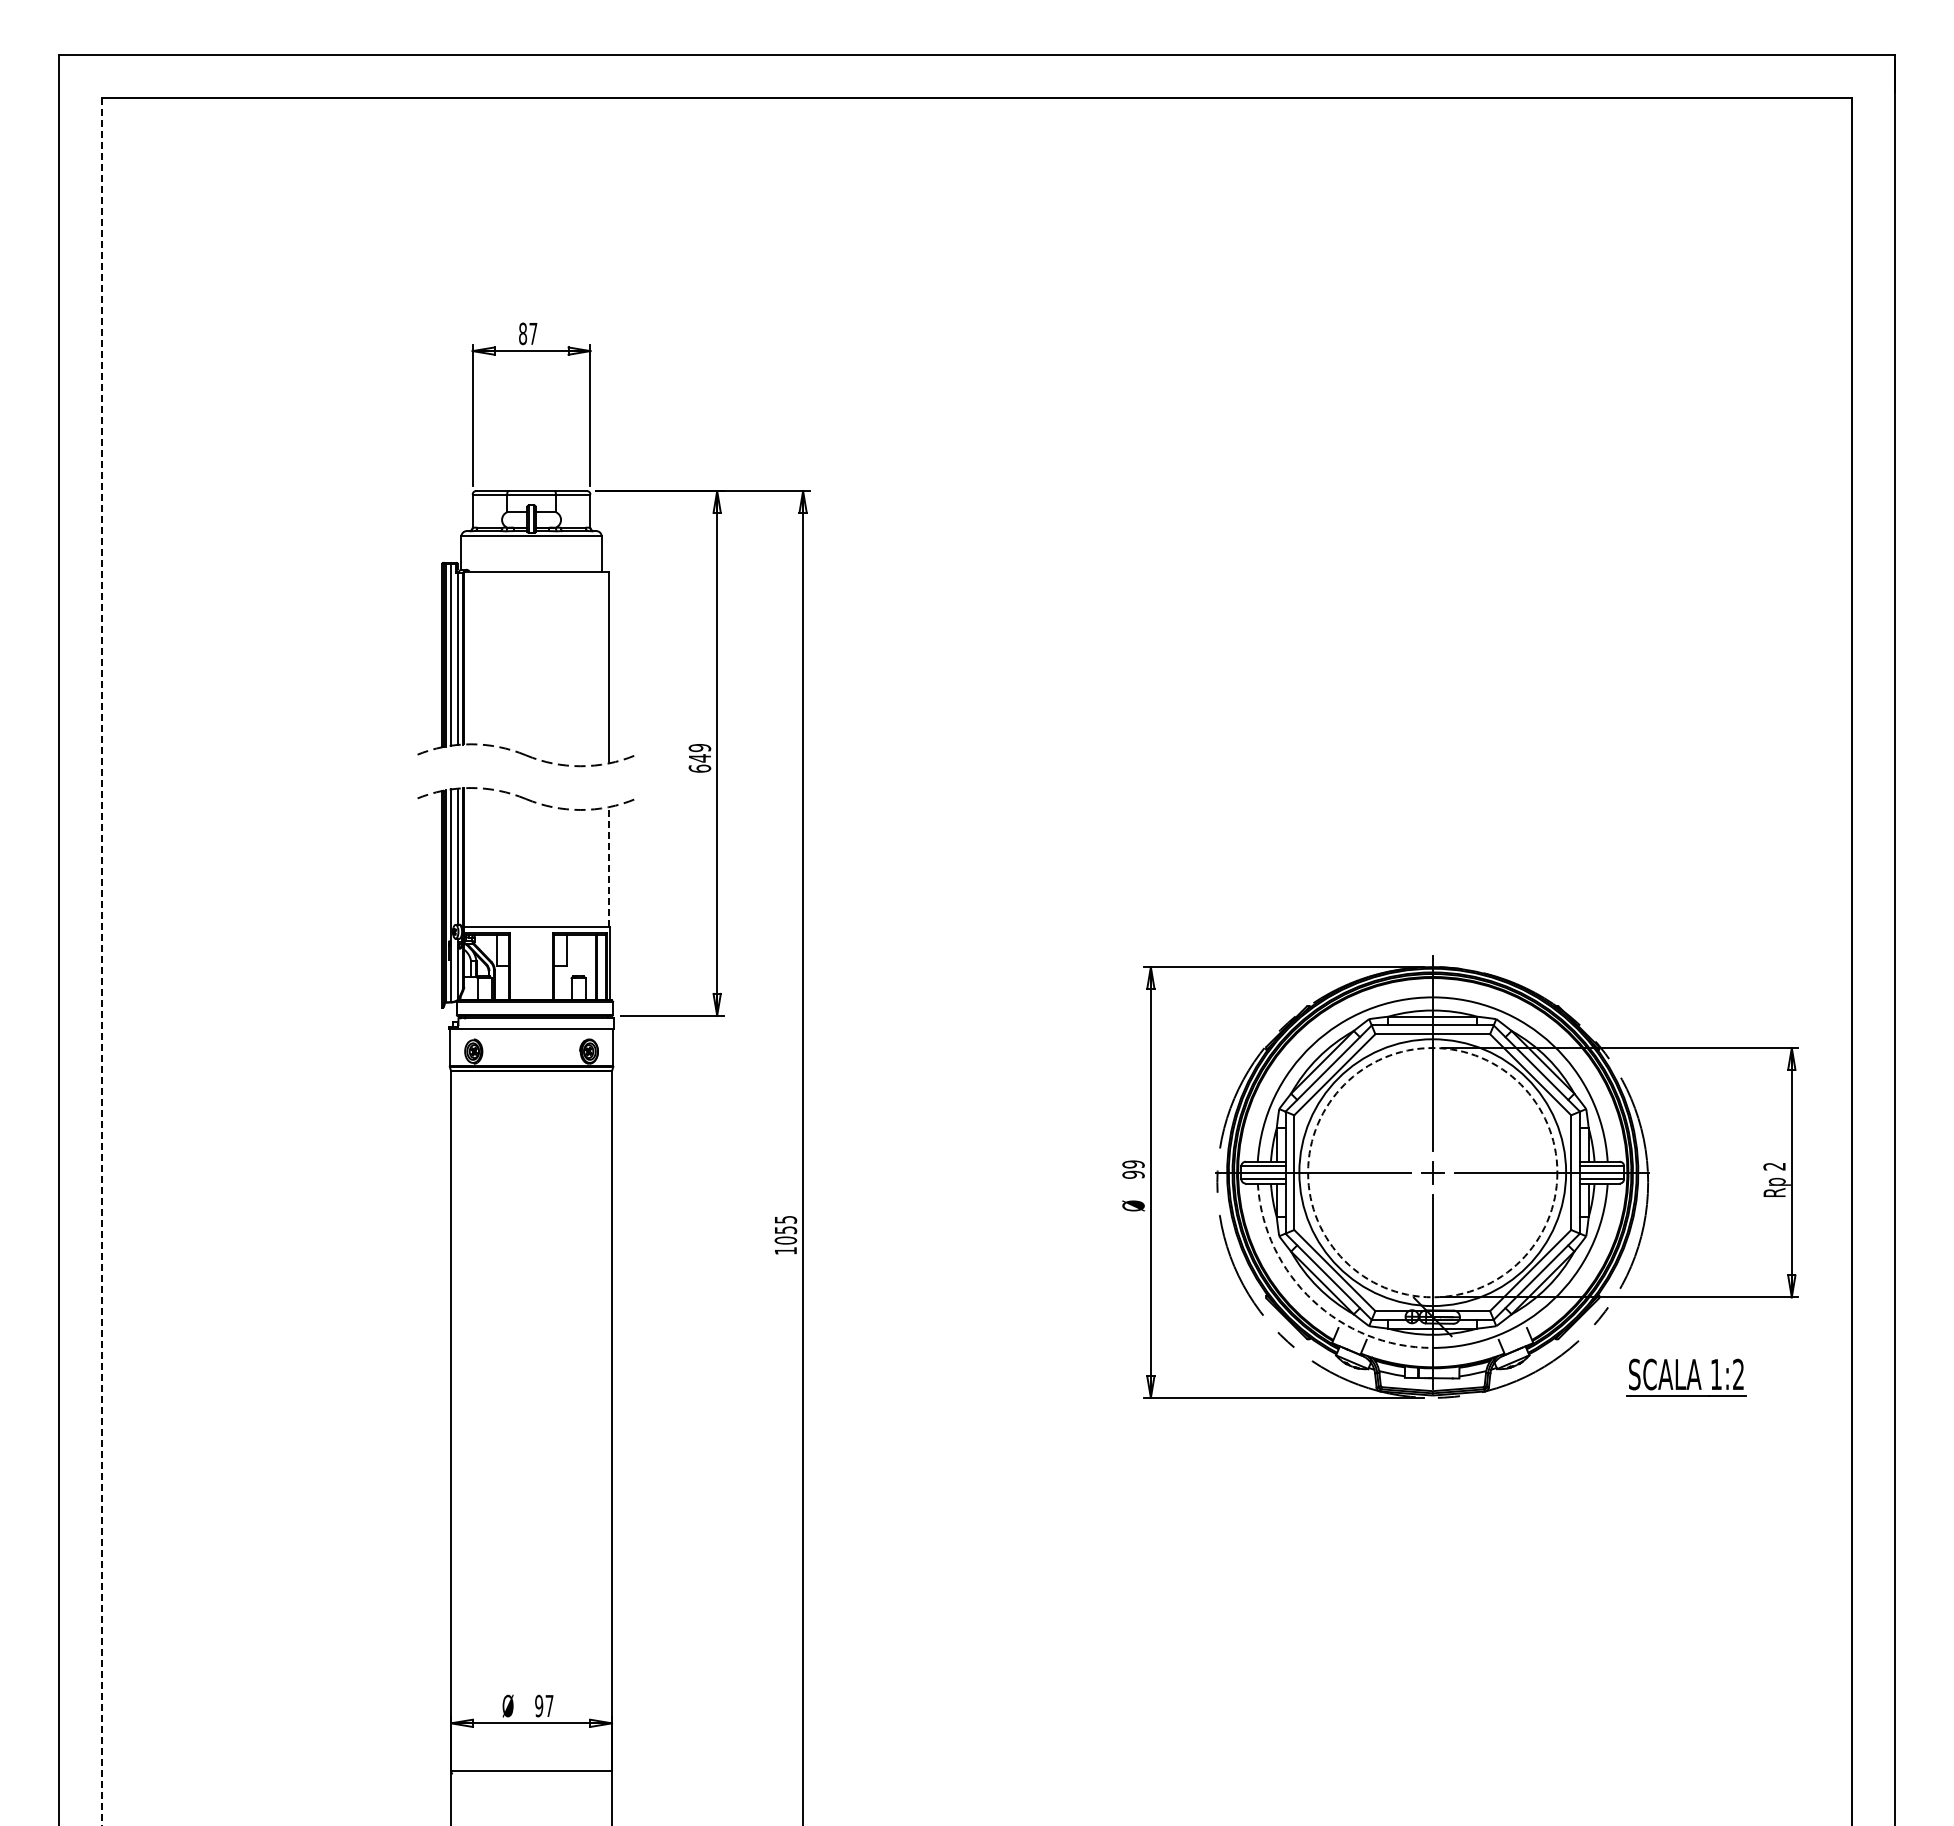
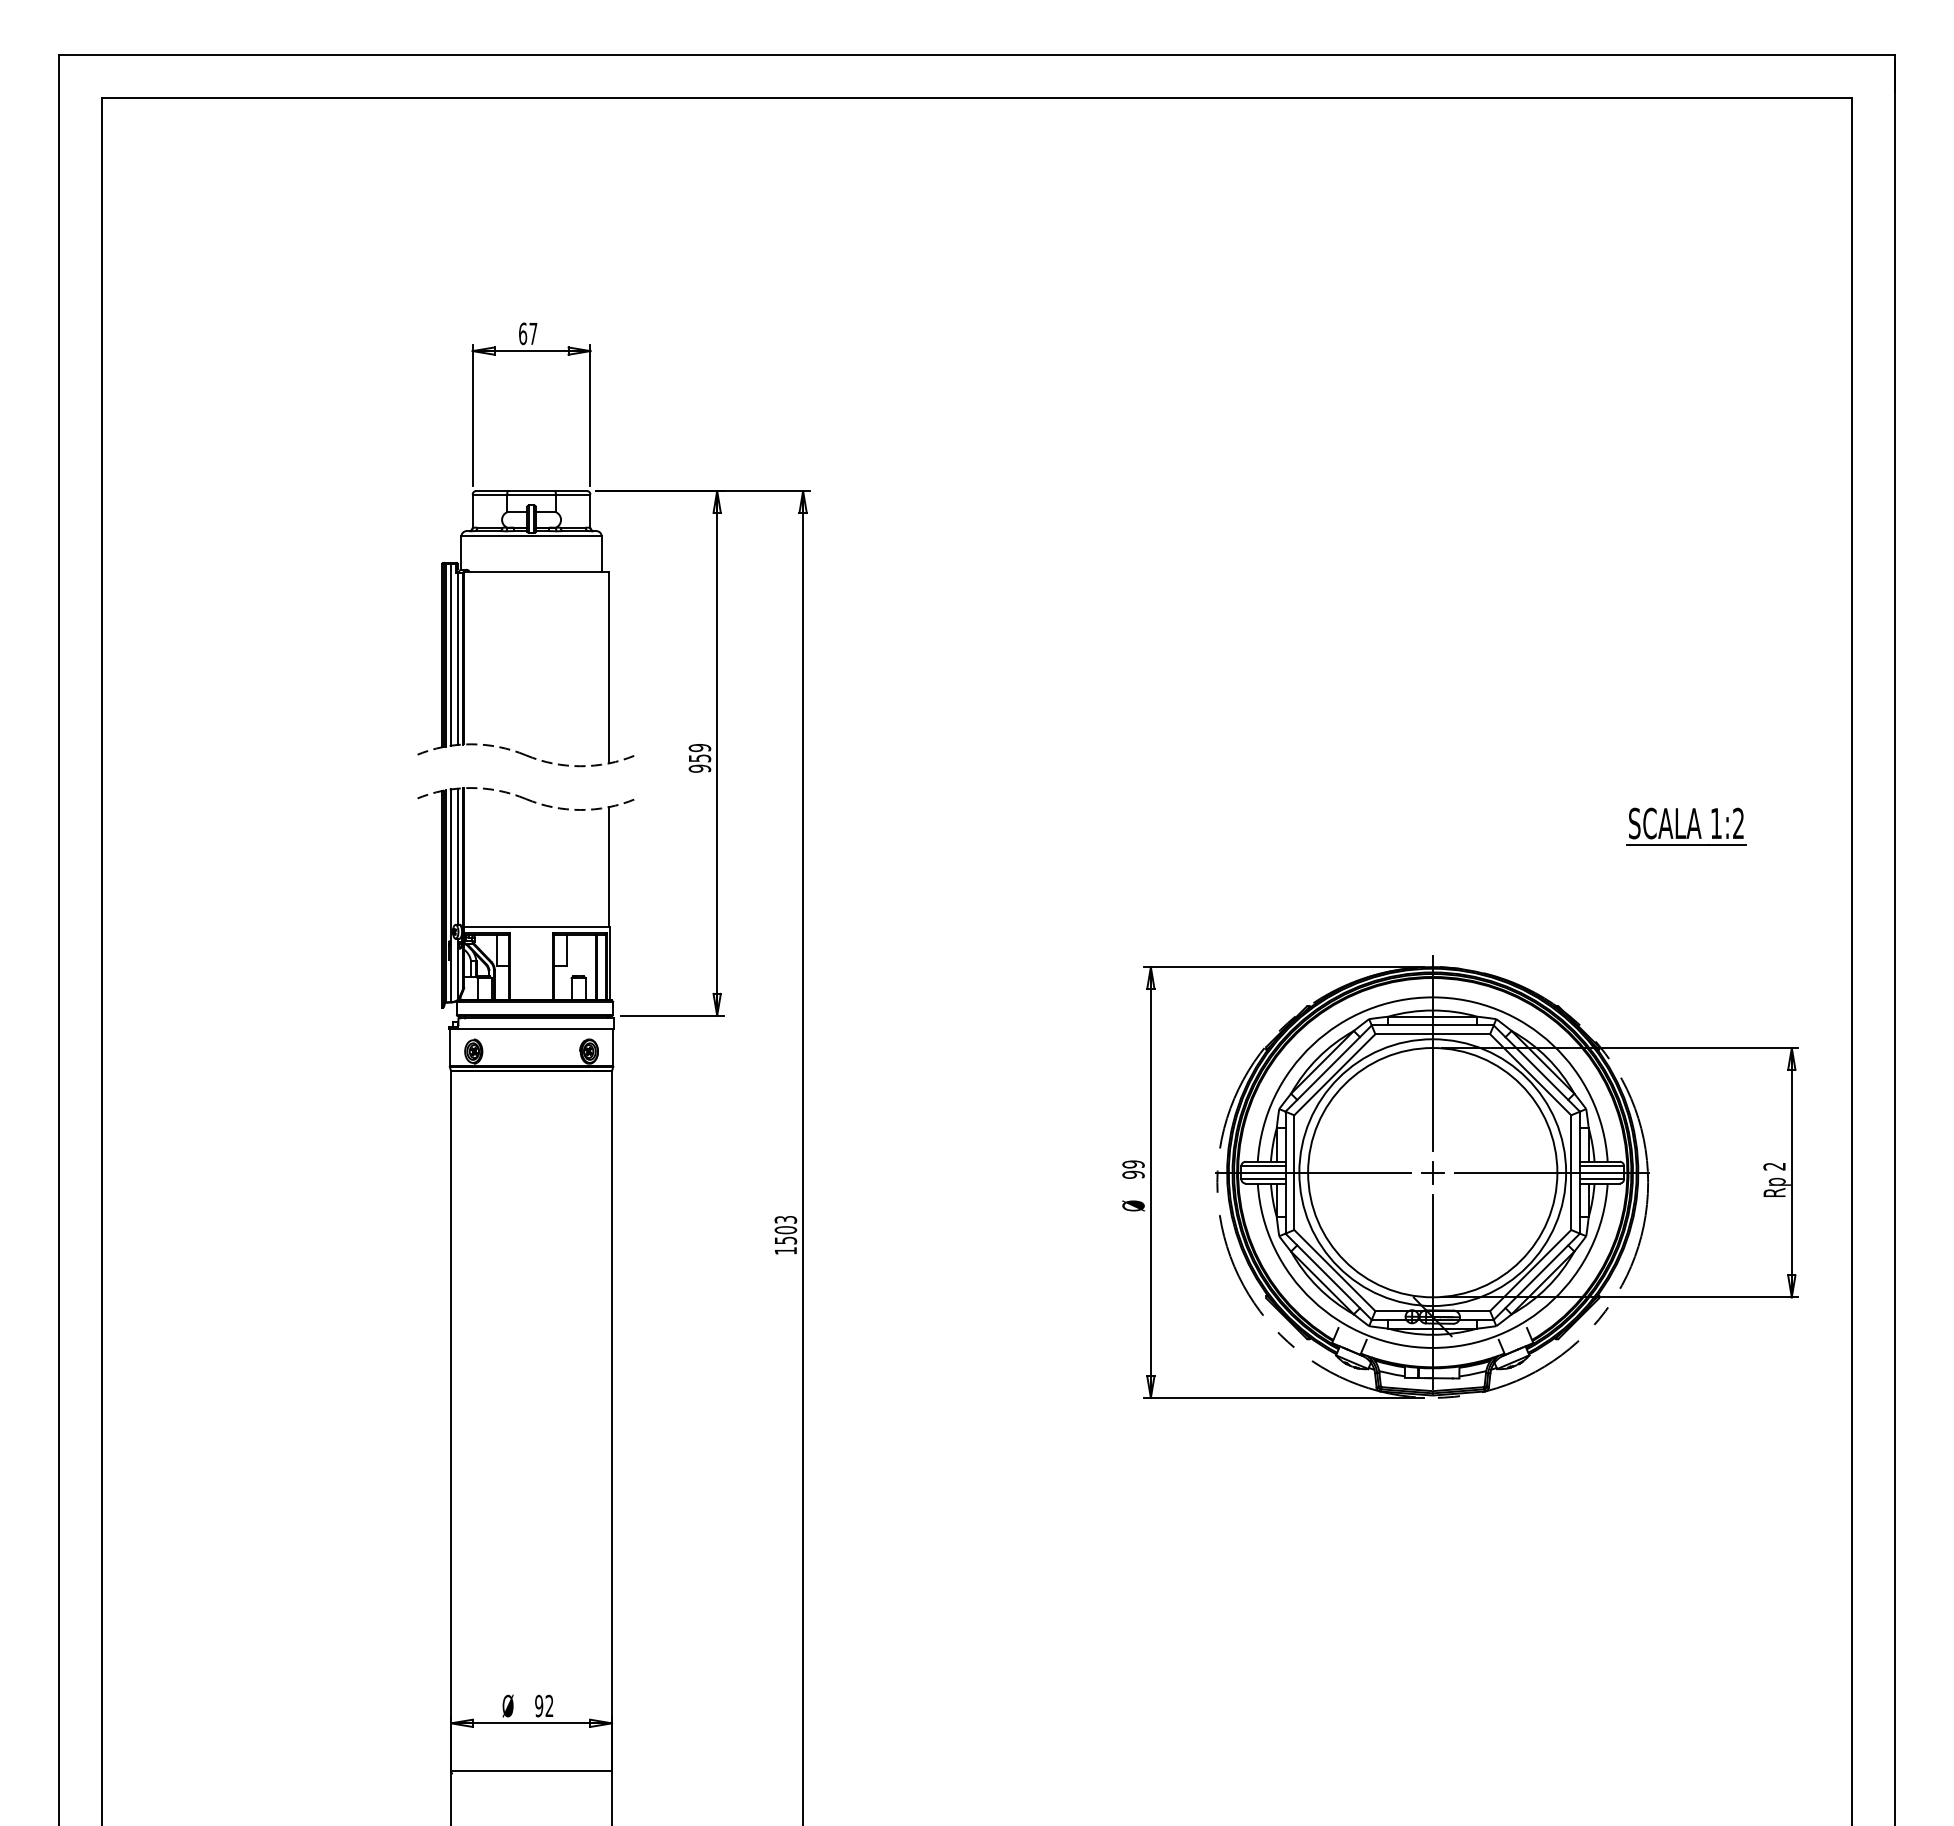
text: 87 -> 67 (523, 333)
text: 649 -> 959 (699, 763)
line: dashed -> solid (609, 866)
line: dashed -> solid (102, 962)
circle: dashed -> solid (1432, 1172)
text: 1055 -> 1503 (785, 1230)
arc: dashed -> solid (1312, 1300)
part position: (1686, 1377) -> (1686, 826) (1686, 826)
text: 97 -> 92 (549, 1705)
